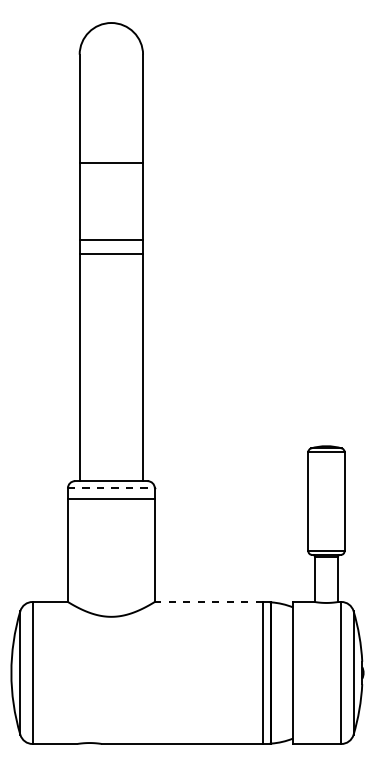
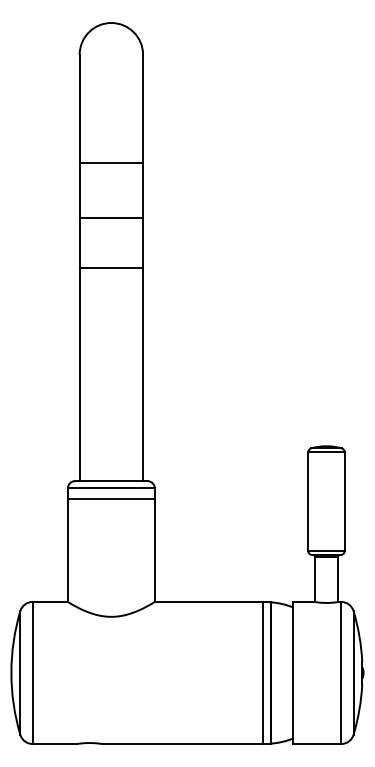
line position: (111, 239) -> (111, 217) (111, 217)
line position: (111, 253) -> (111, 267) (111, 267)
line: dashed -> solid (111, 488)
line: dashed -> solid (208, 601)
